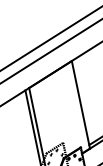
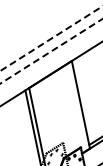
line: solid -> dashed (51, 38)
line: solid -> dashed (51, 51)
